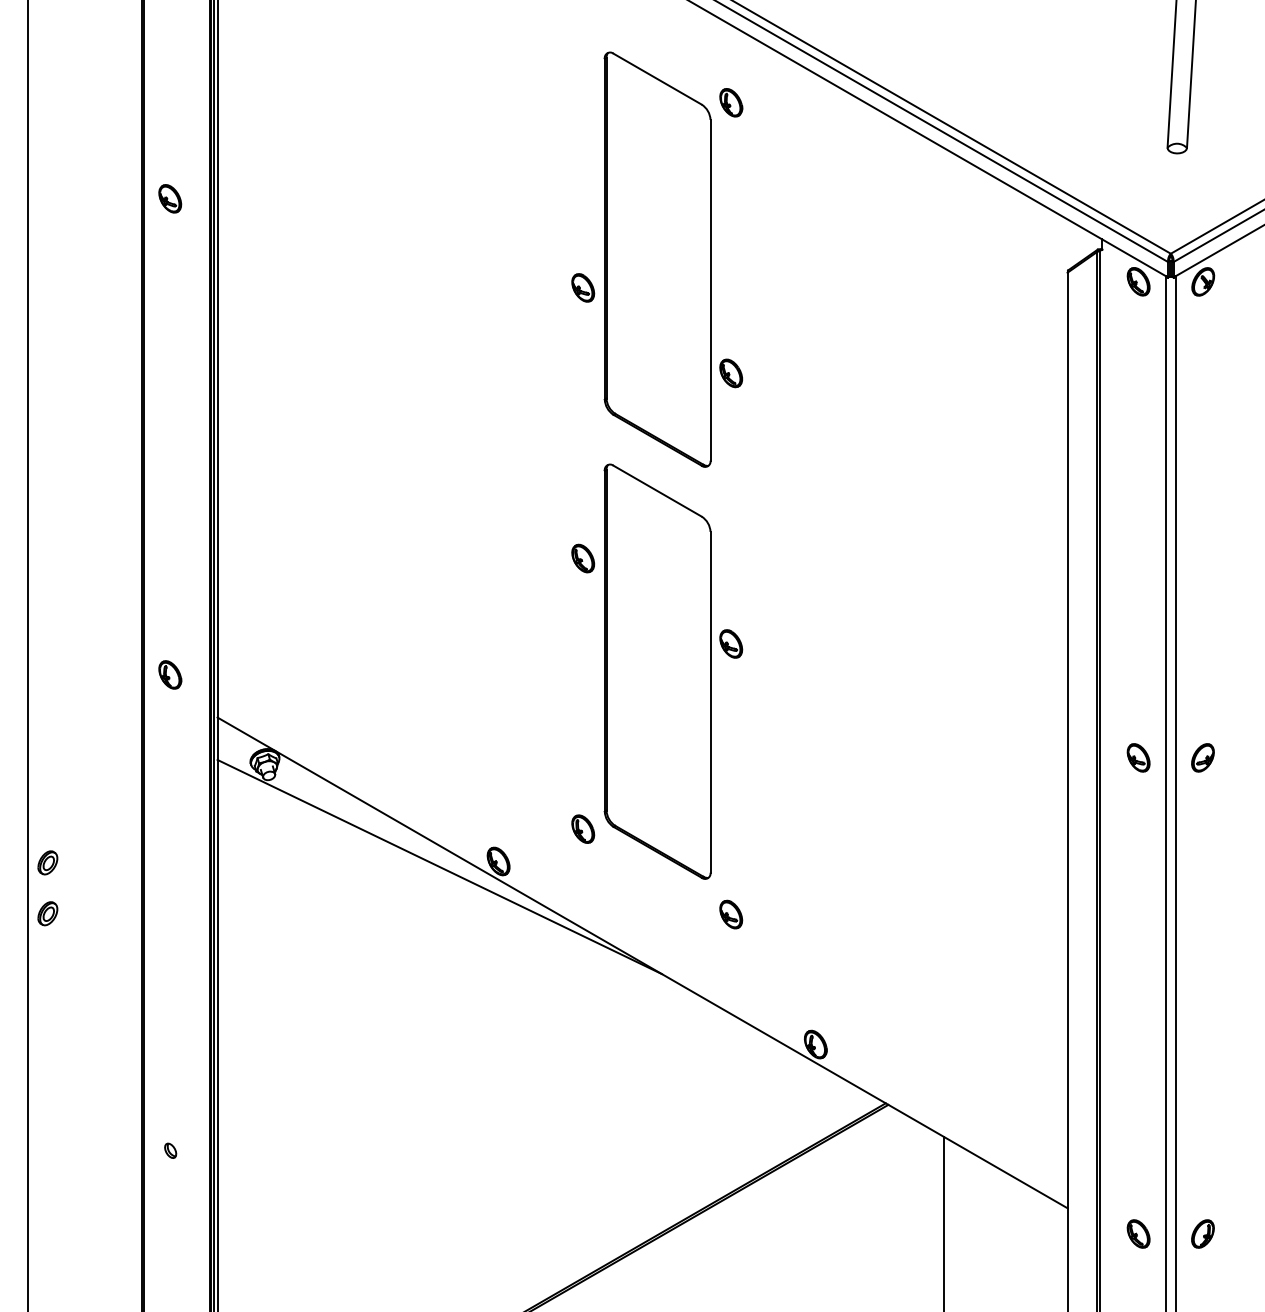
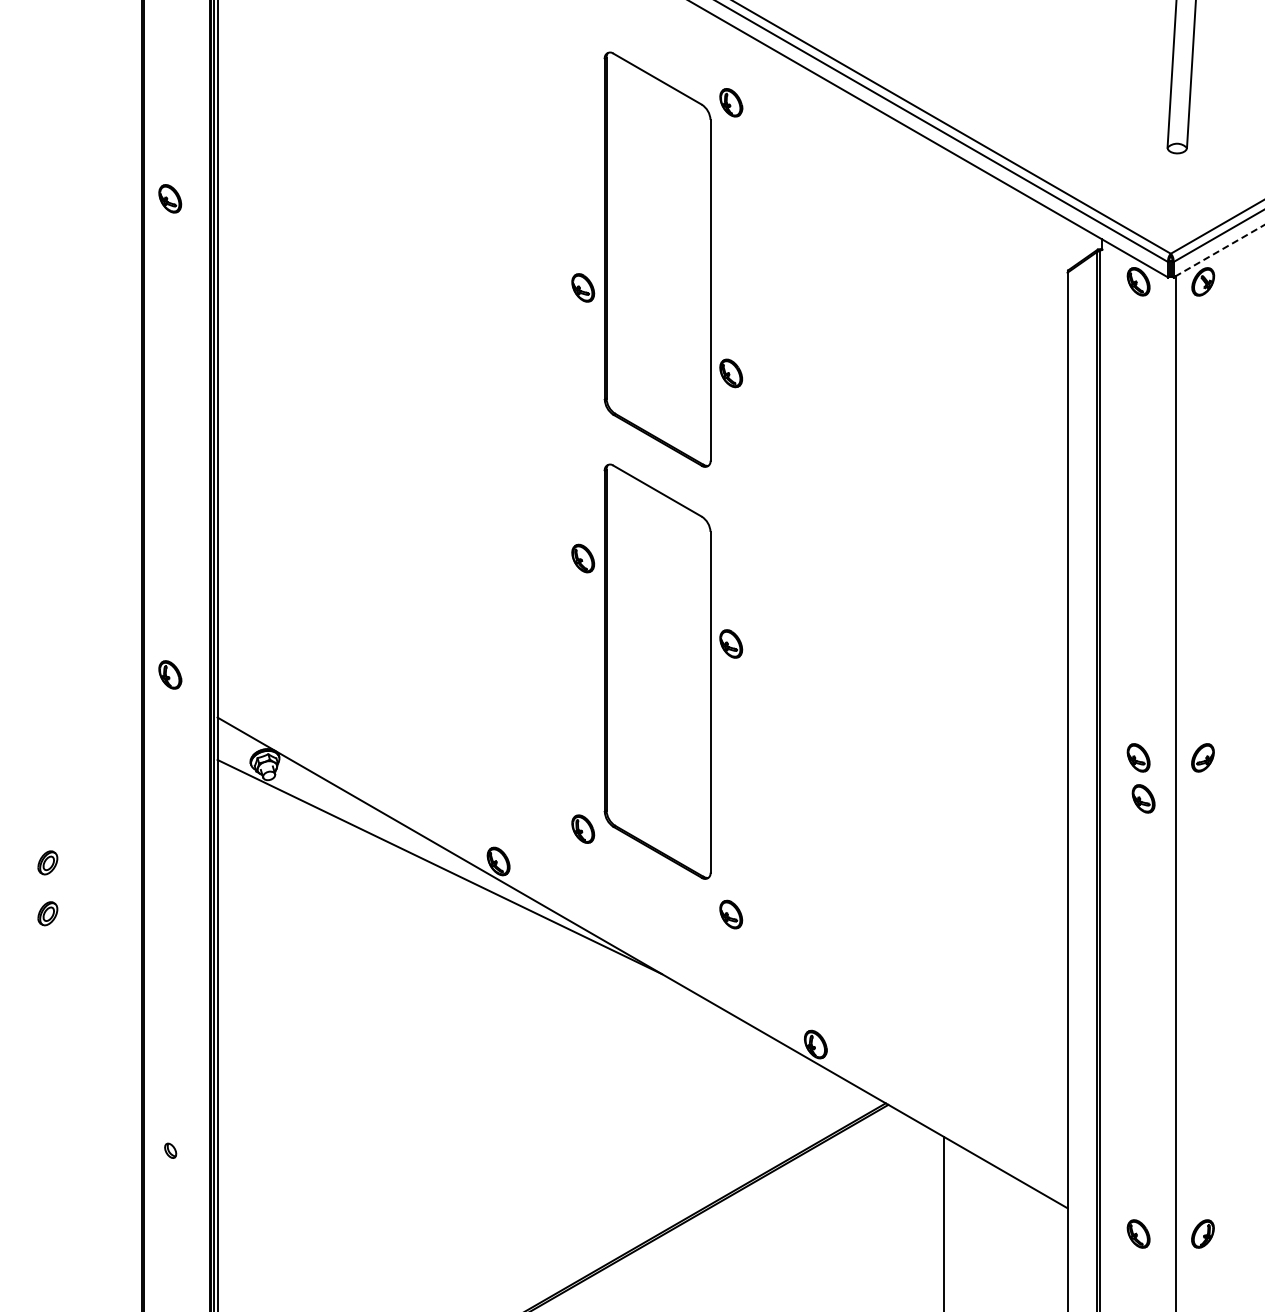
line: solid -> dashed (1218, 251)
line: present -> none (28, 655)
line: present -> none (1165, 792)
part: none -> present (1143, 798)
